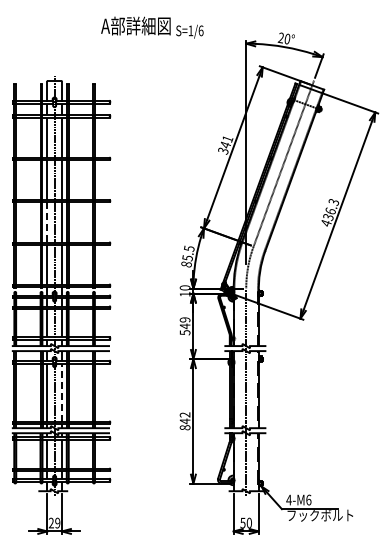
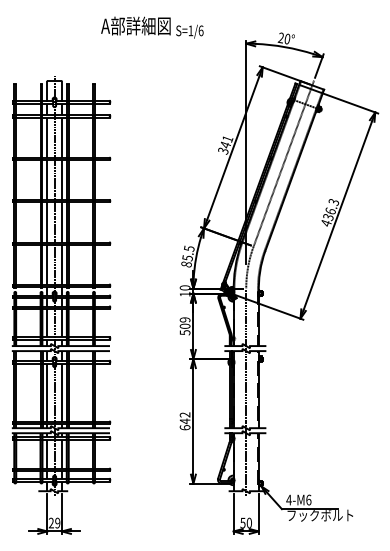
line: dashed -> solid (47, 222)
text: 549 -> 509 (184, 326)
line: dashed -> solid (61, 392)
text: 842 -> 642 (184, 427)
